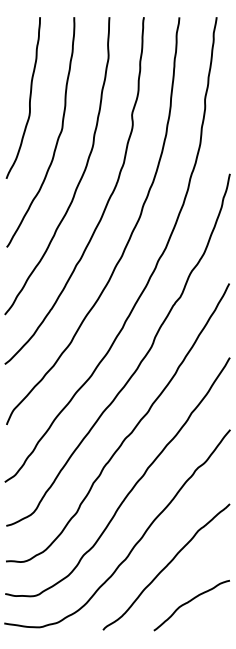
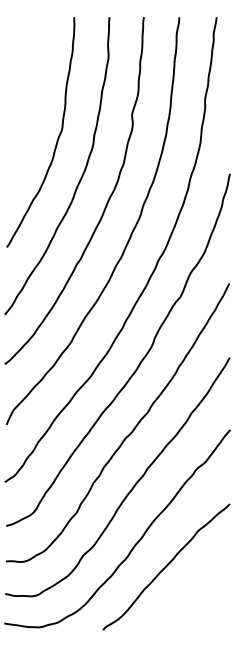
curve: present -> none (29, 97)
curve: present -> none (189, 602)
